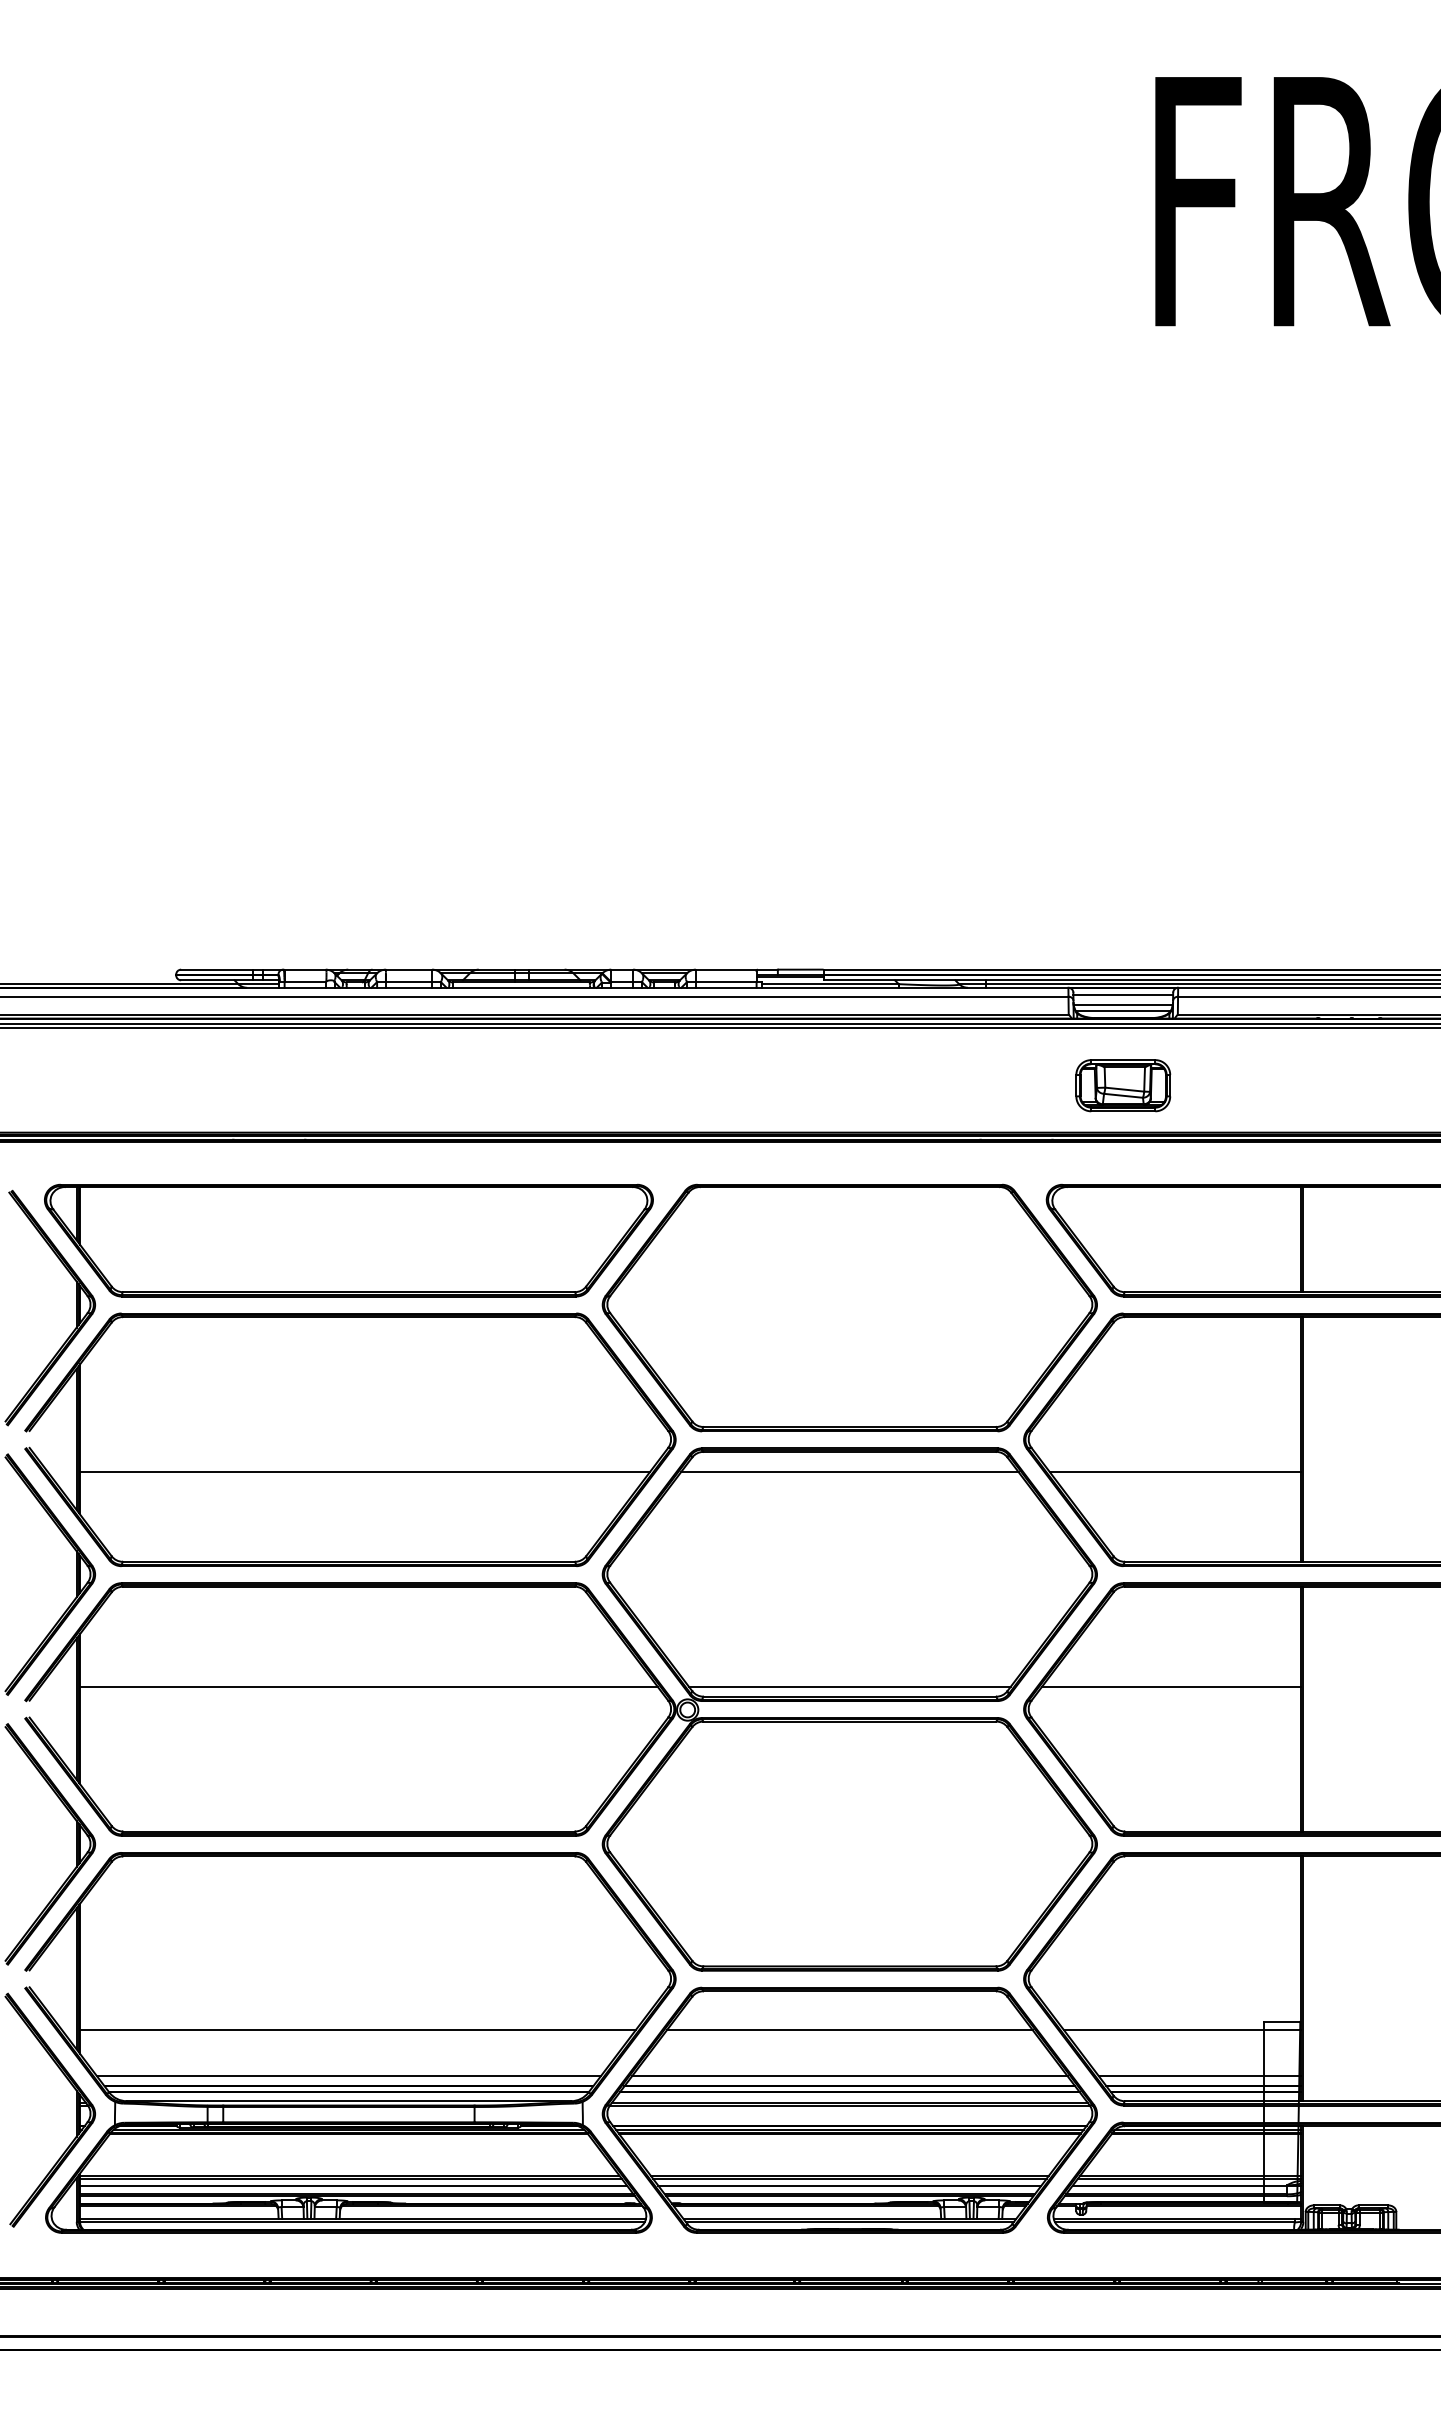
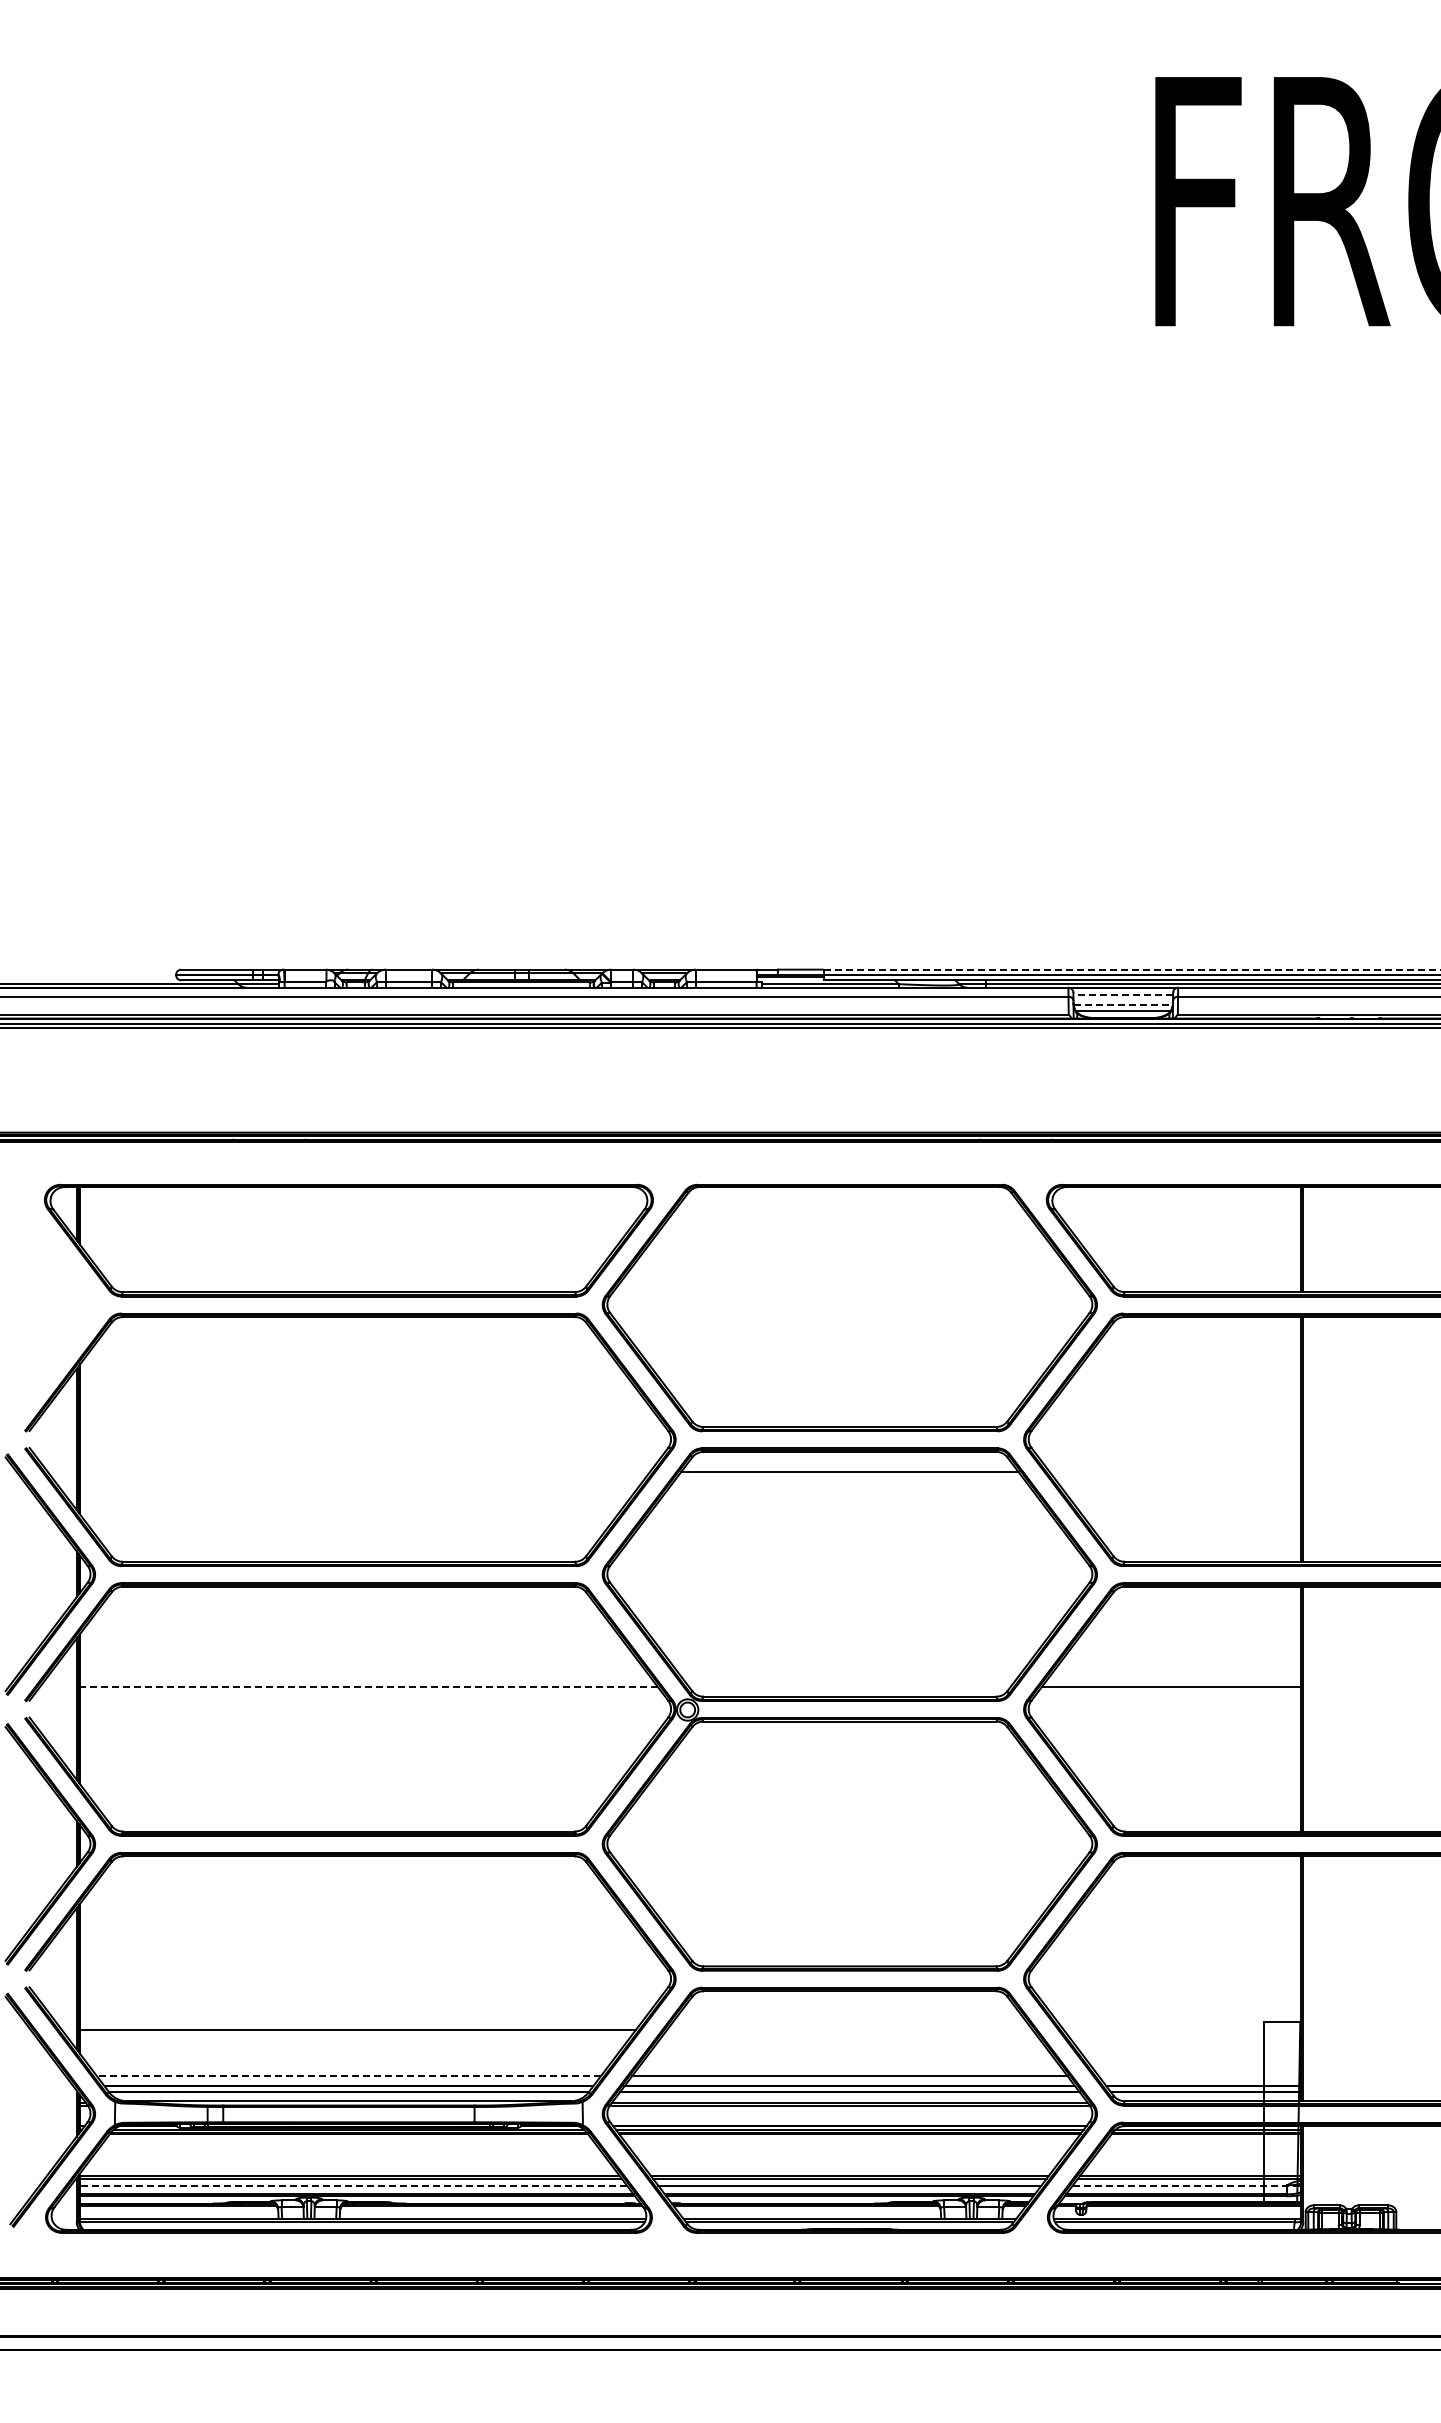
line: solid -> dashed (1132, 969)
line: solid -> dashed (1123, 994)
line: solid -> dashed (1123, 1004)
part: present -> none (1123, 1085)
part: present -> none (76, 1307)
line: present -> none (364, 1472)
line: present -> none (1175, 1472)
line: solid -> dashed (368, 1686)
line: present -> none (849, 1686)
line: present -> none (849, 2030)
line: present -> none (1182, 2030)
line: solid -> dashed (348, 2076)
line: present -> none (1199, 2076)
line: solid -> dashed (353, 2185)
line: solid -> dashed (1187, 2185)
